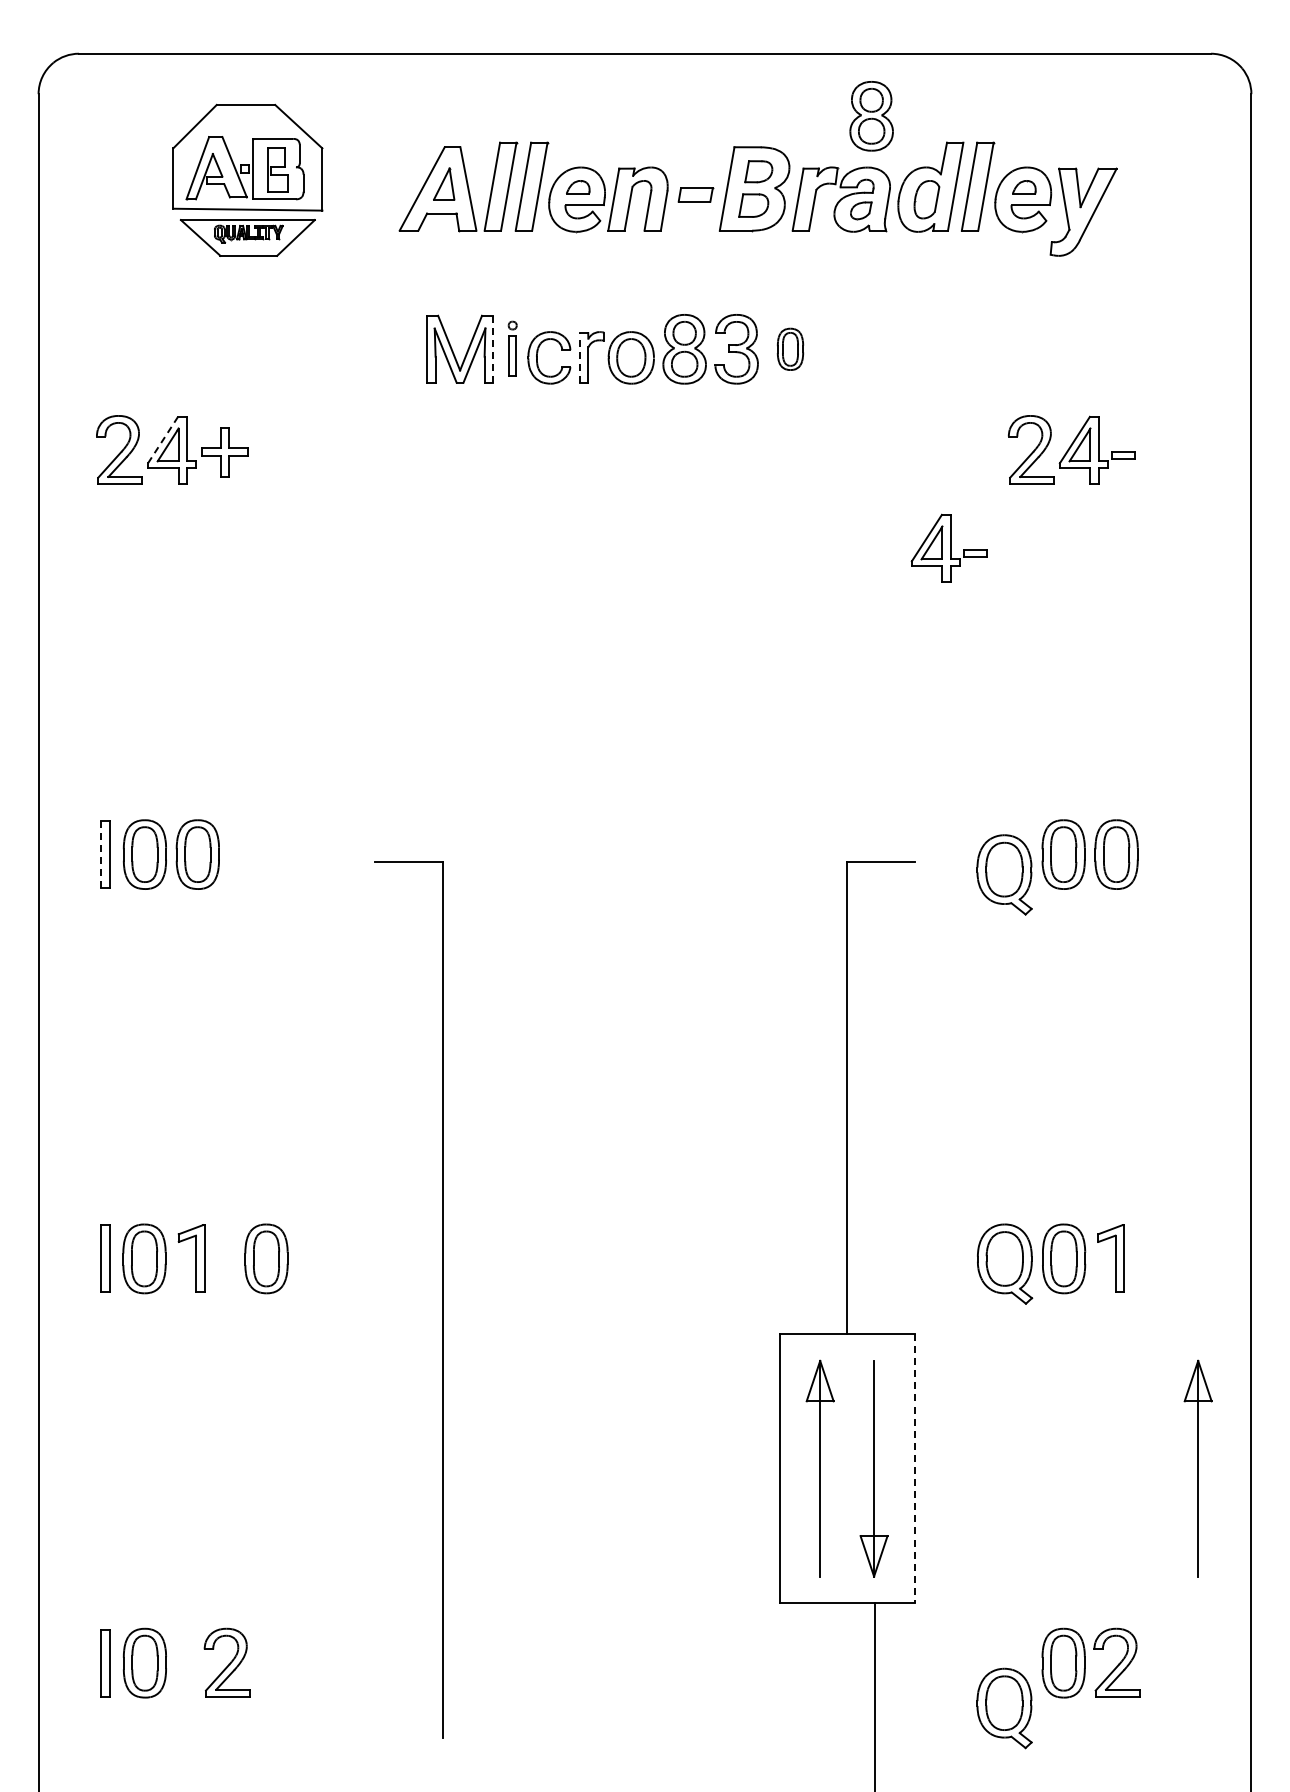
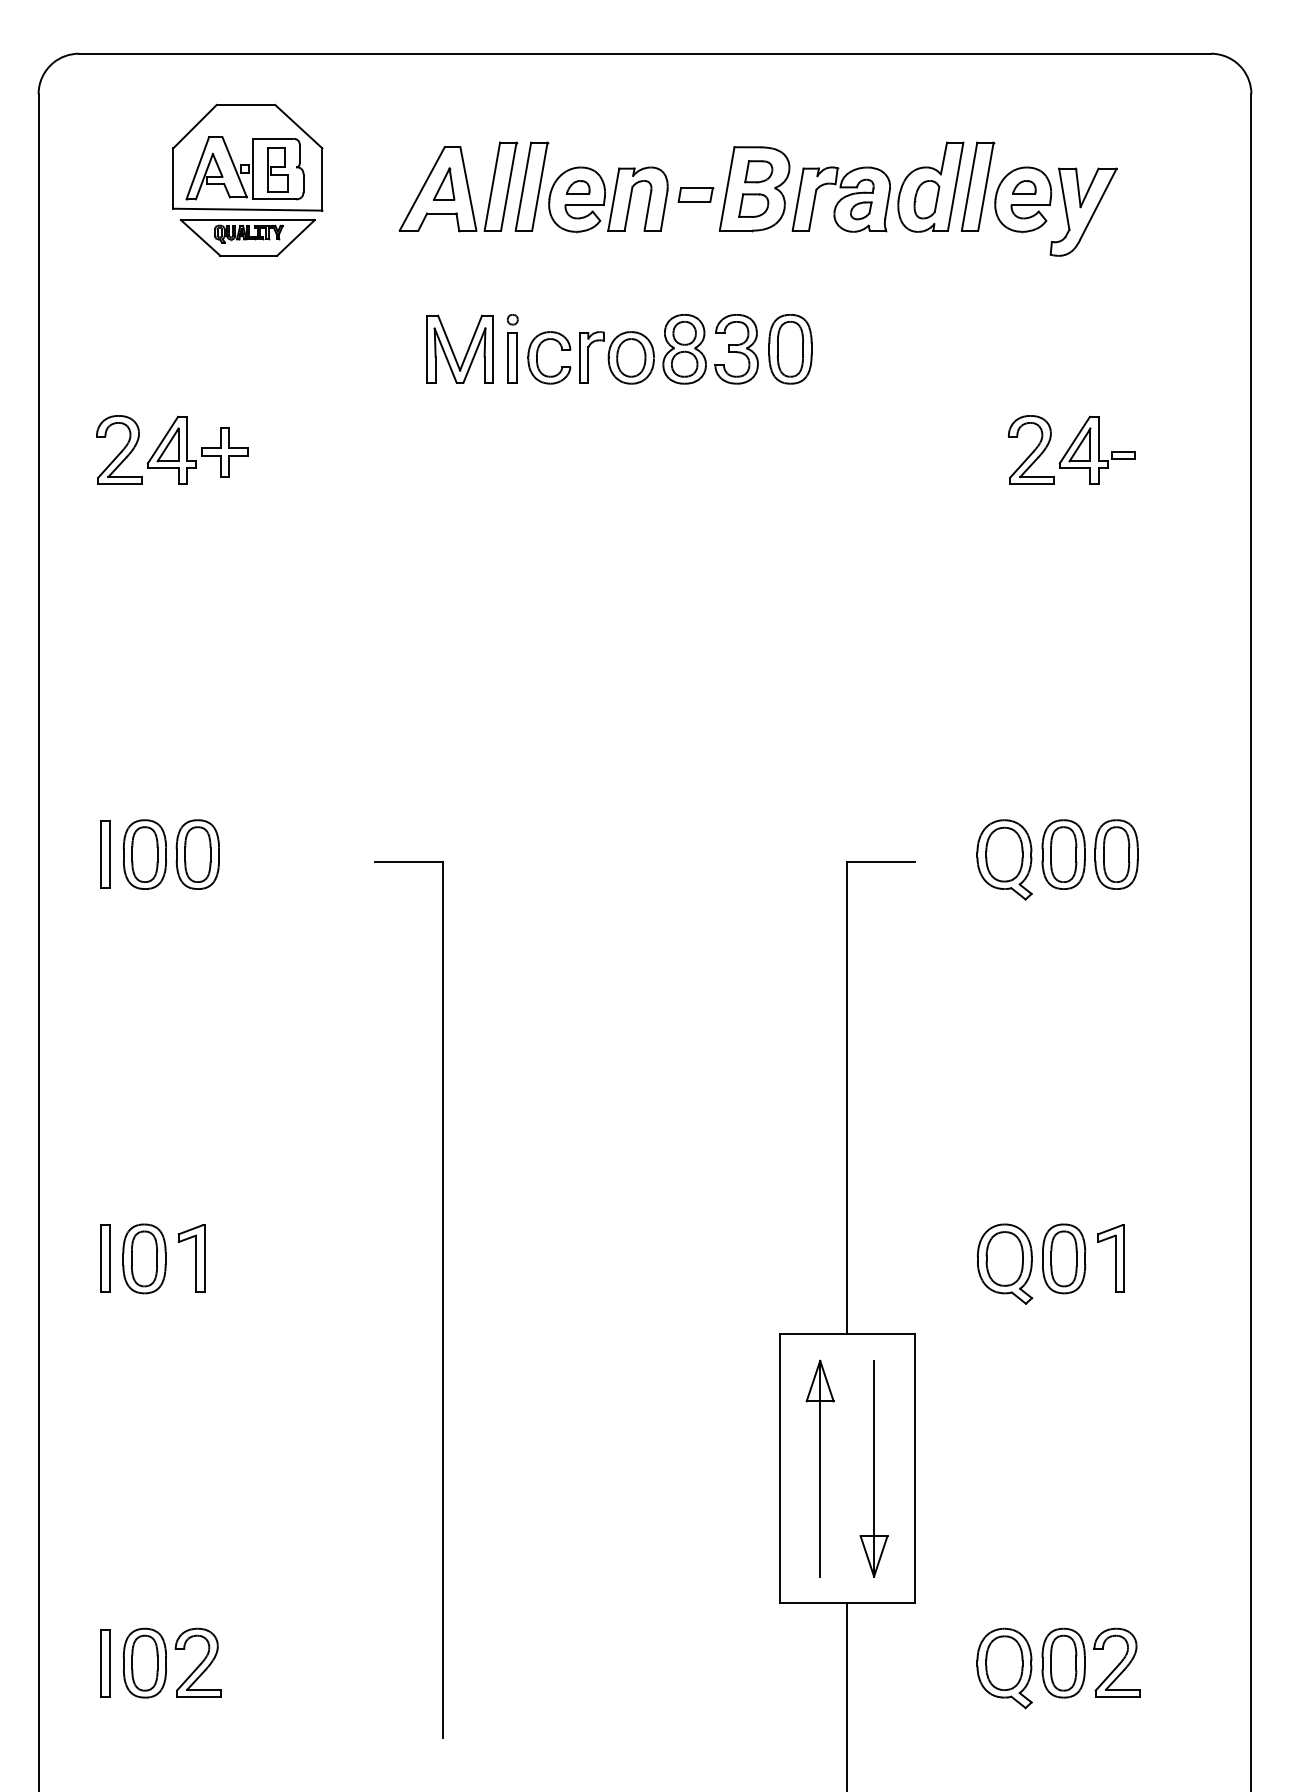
part: present -> none (871, 116)
part size: 11x57 px -> 13x70 px (512, 348)
part size: 29x44 px -> 45x71 px (790, 349)
line: dashed -> solid (493, 349)
line: dashed -> solid (579, 357)
line: dashed -> solid (163, 440)
part: present -> none (948, 547)
line: dashed -> solid (101, 854)
part position: (1004, 874) -> (1004, 859) (1004, 859)
part: present -> none (266, 1258)
line: dashed -> solid (914, 1468)
part: present -> none (1197, 1468)
part position: (226, 1662) -> (197, 1662) (197, 1662)
line position: (875, 1695) -> (847, 1695) (847, 1695)
part position: (1004, 1708) -> (1004, 1668) (1004, 1668)
